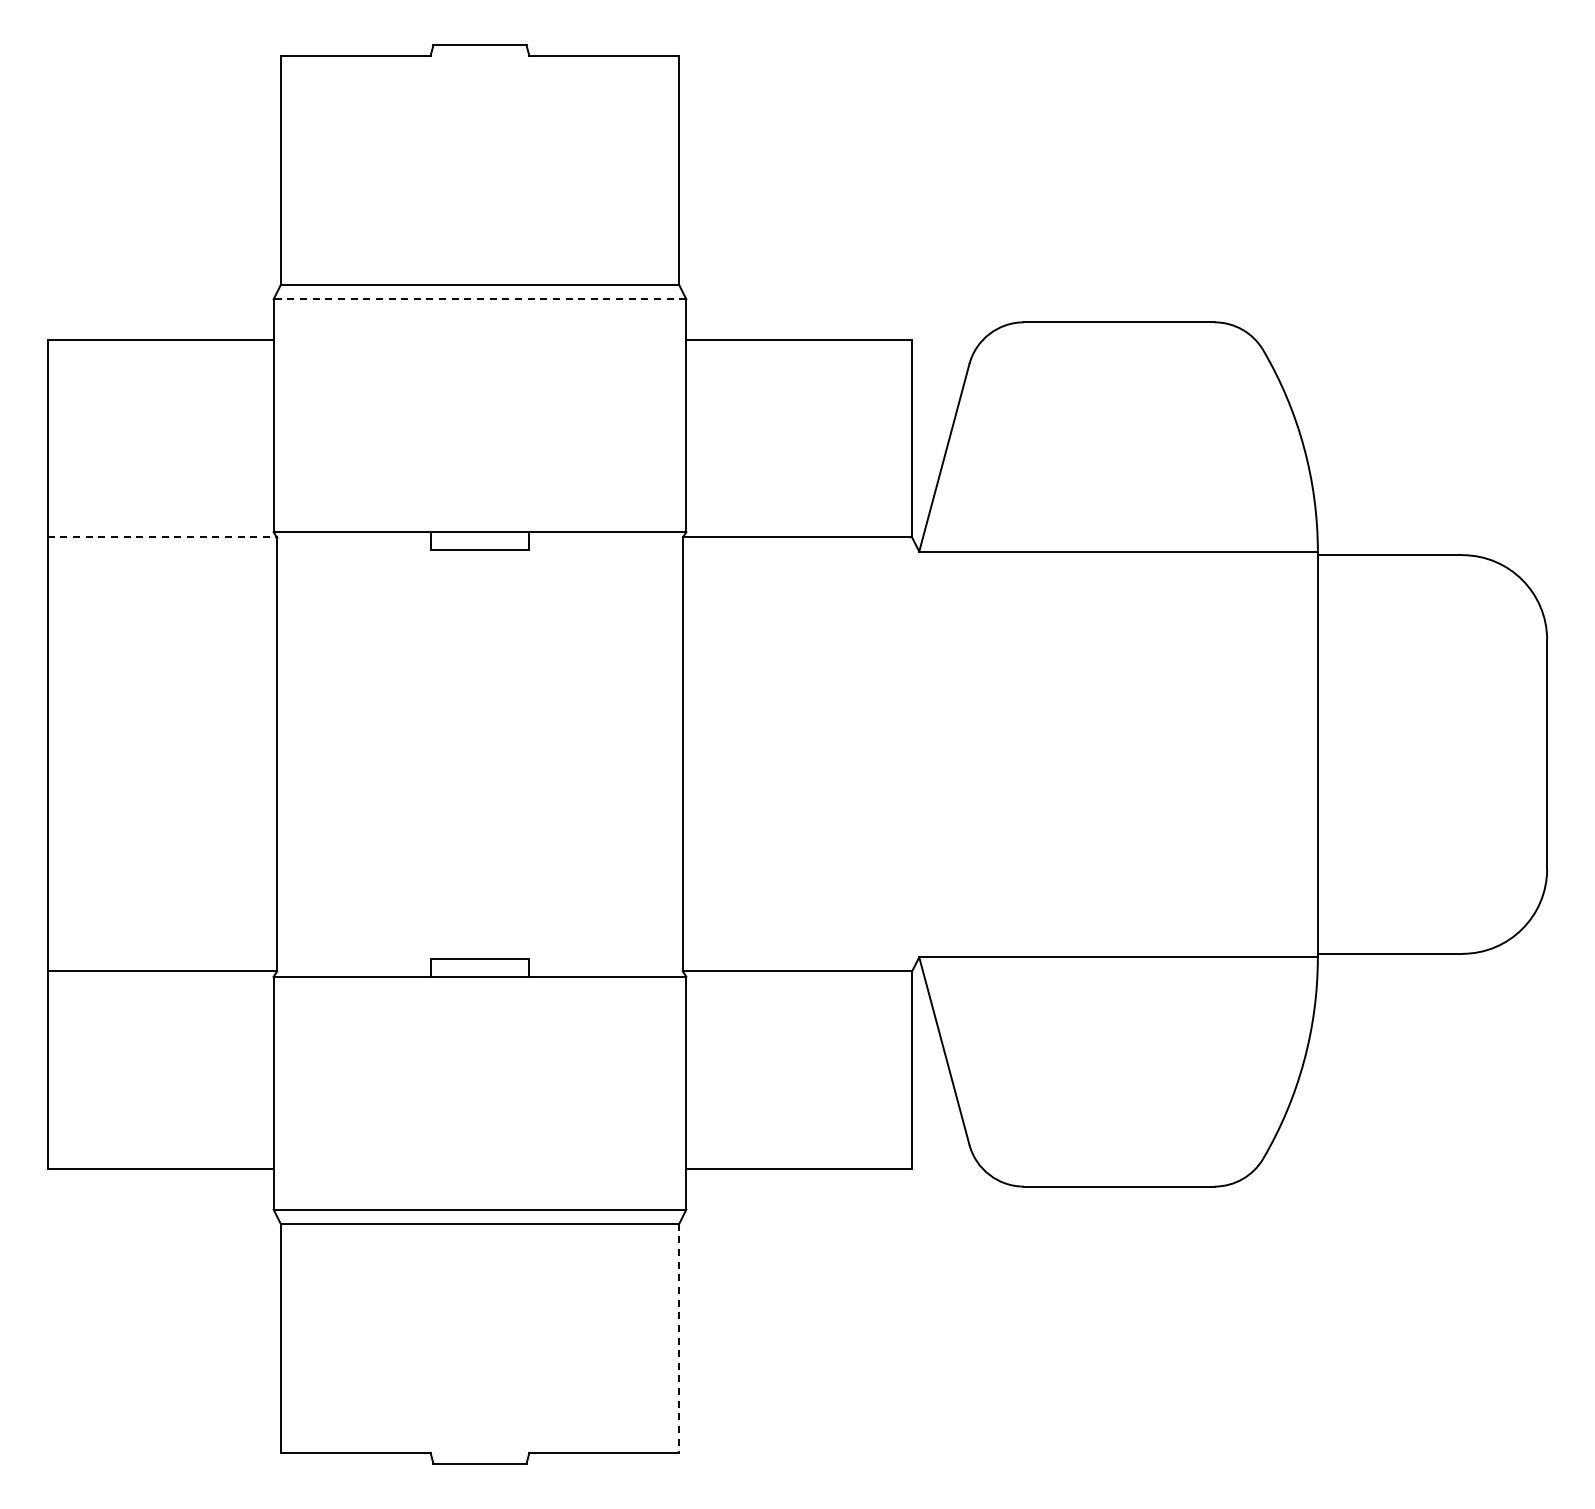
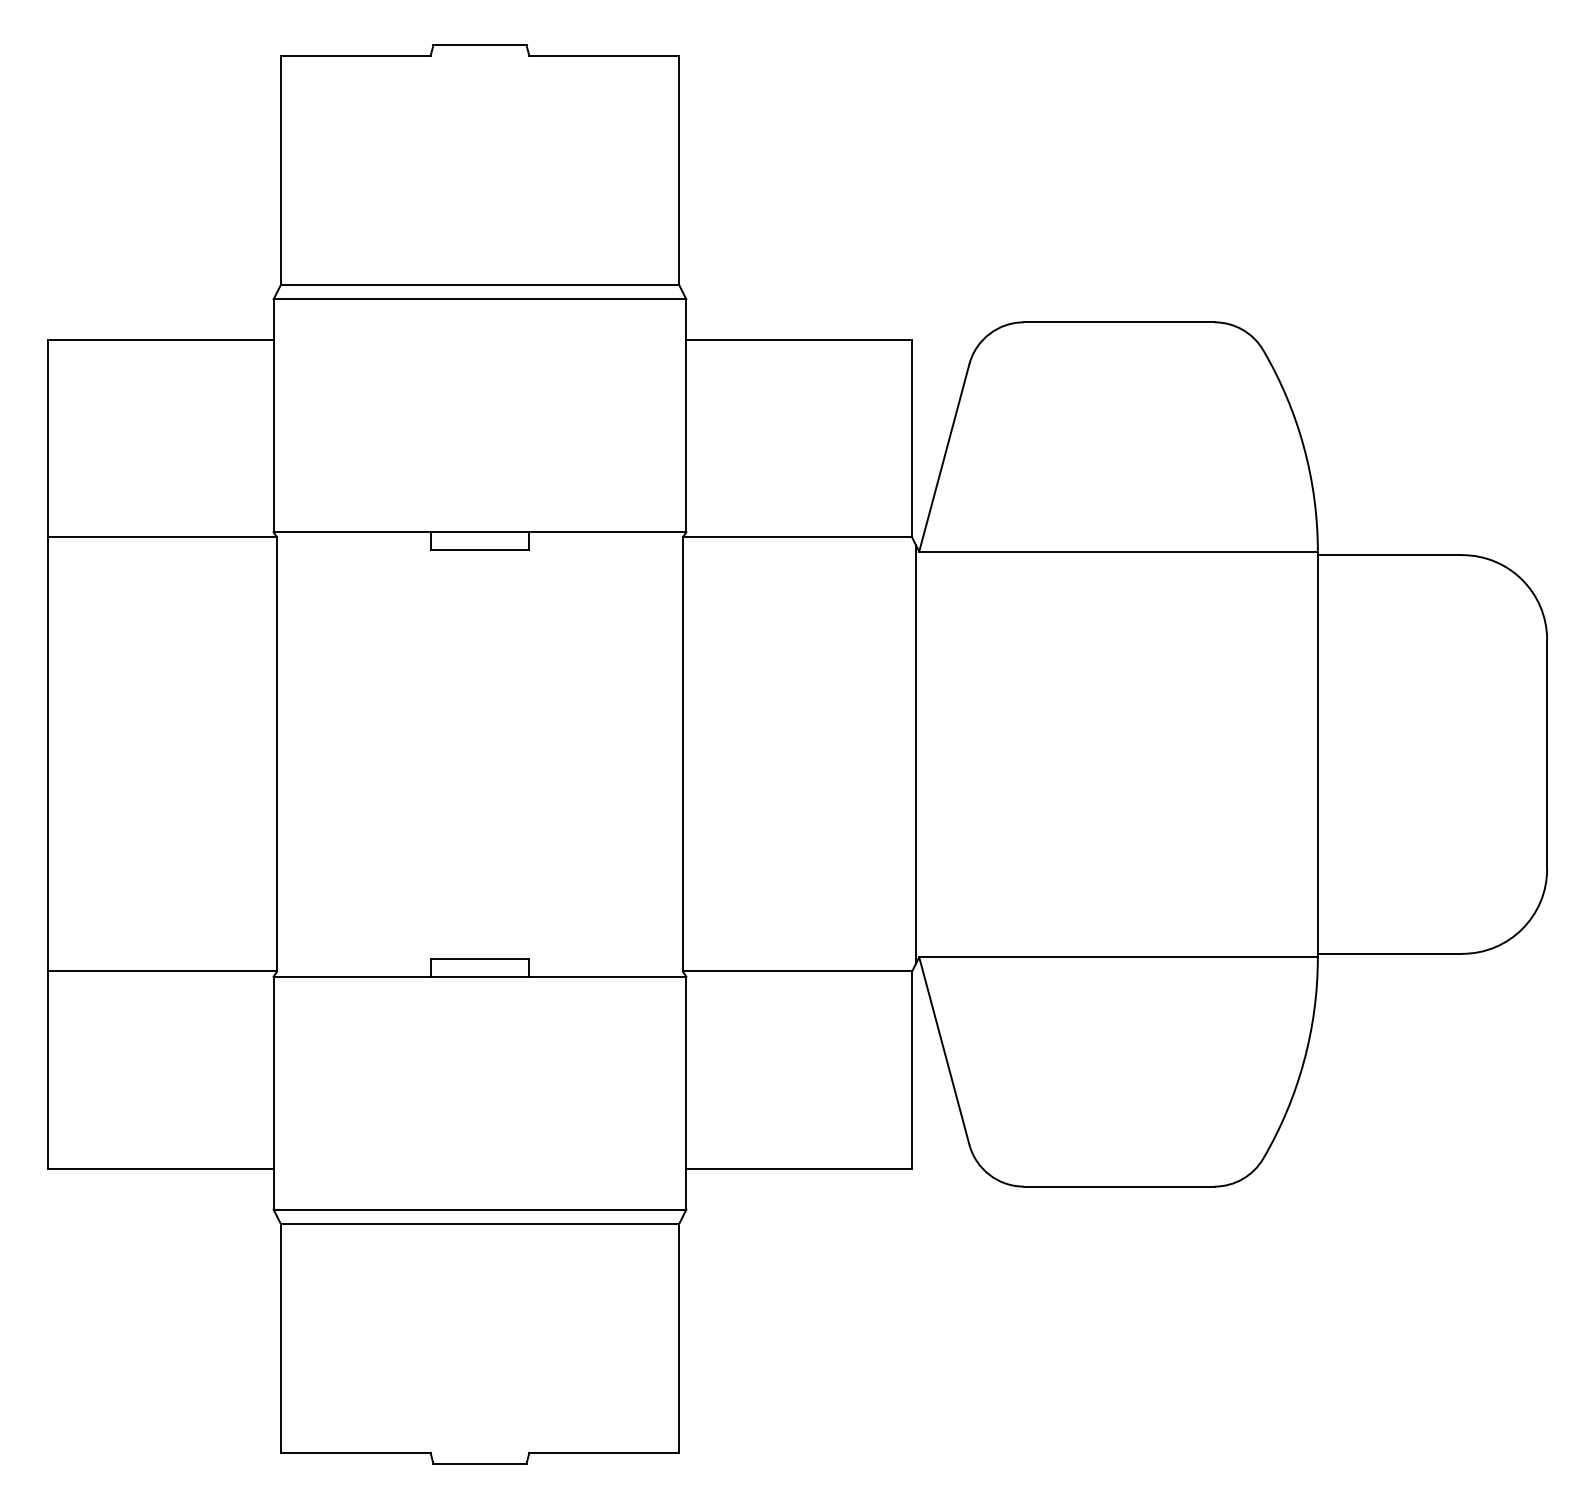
line: dashed -> solid (479, 299)
line: dashed -> solid (162, 537)
line: none -> present (915, 754)
line: dashed -> solid (679, 1338)
